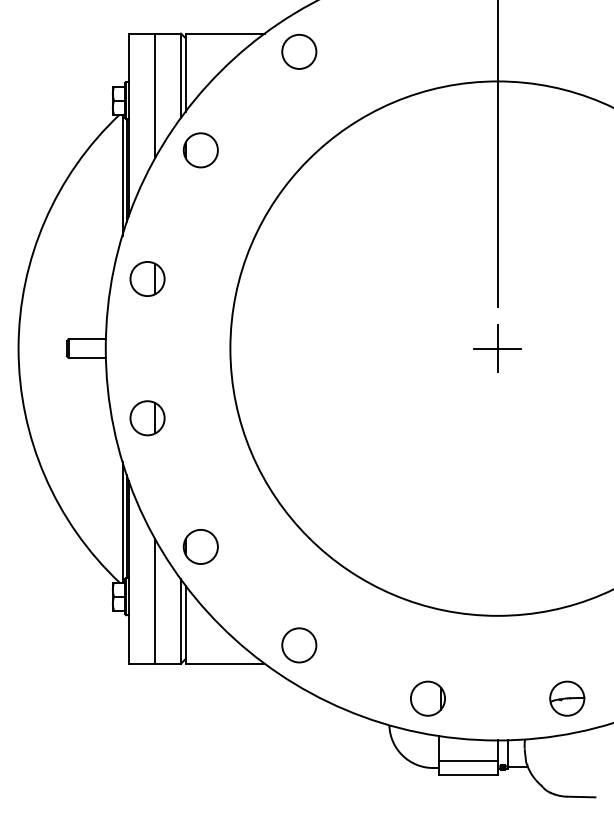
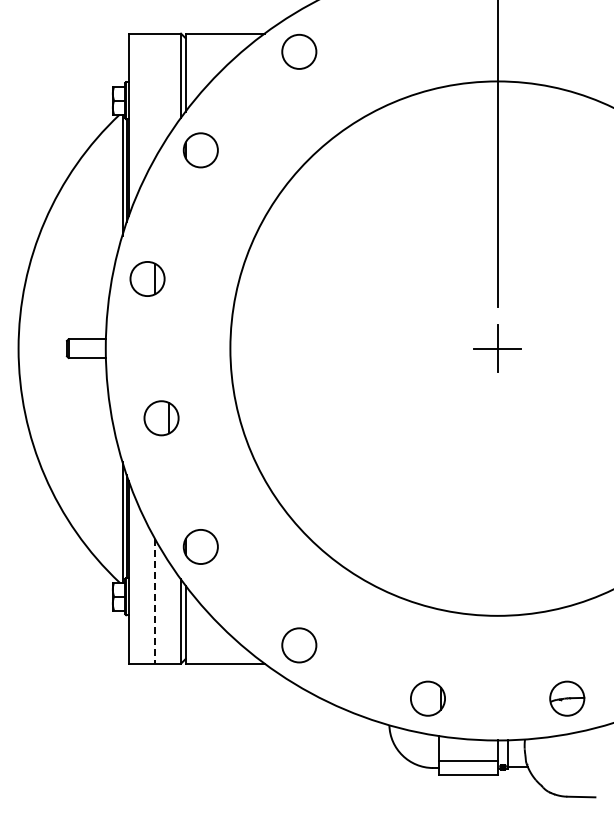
line: present -> none (155, 95)
part position: (147, 418) -> (161, 418) (161, 418)
line: solid -> dashed (155, 602)
